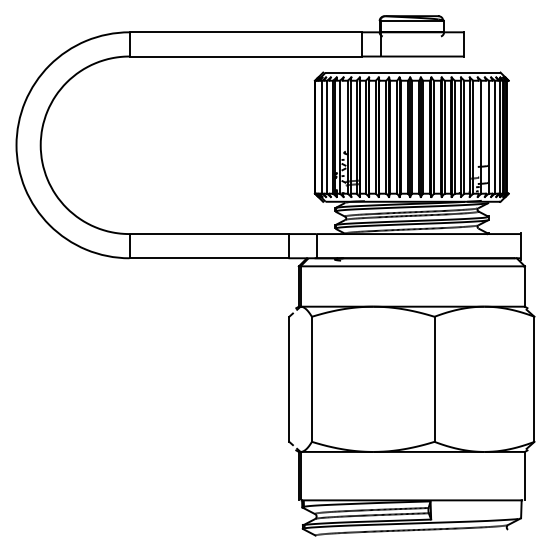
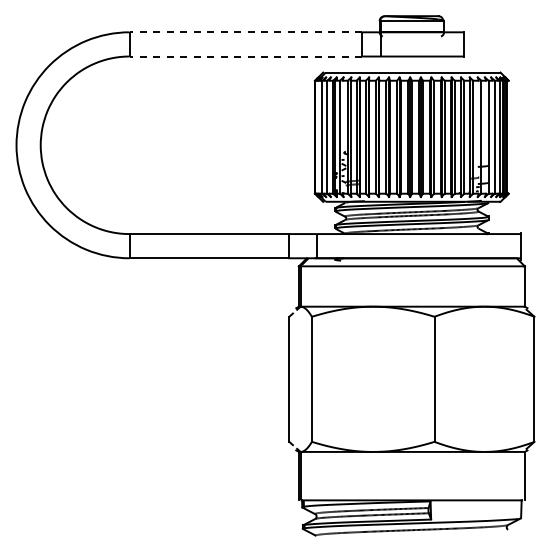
line: solid -> dashed (245, 32)
line: solid -> dashed (245, 56)
